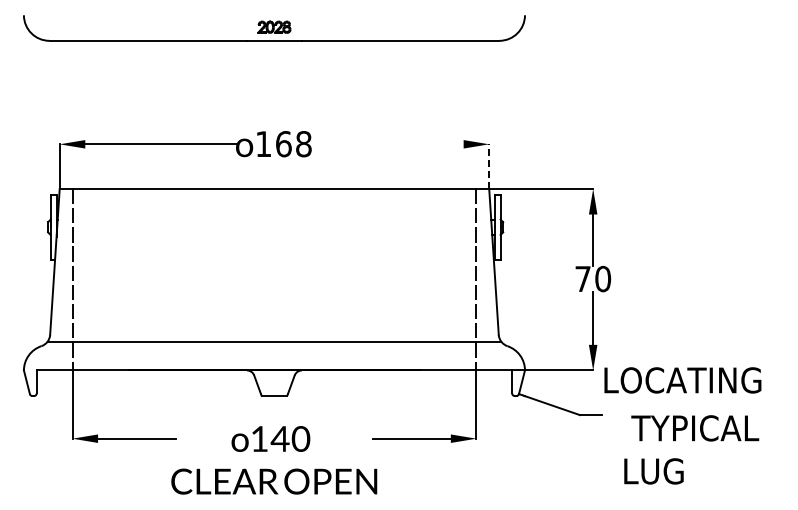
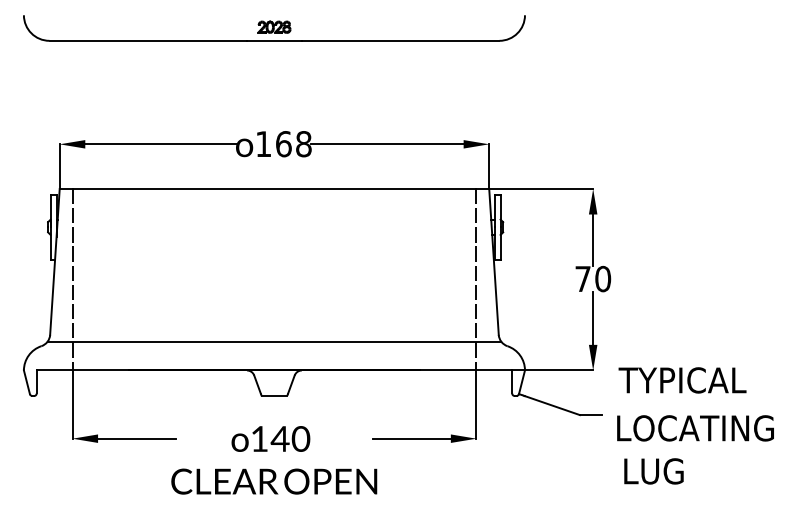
line: none -> present (386, 144)
line: dashed -> solid (489, 166)
text: LOCATING -> TYPICAL (682, 380)
text: TYPICAL -> LOCATING (695, 428)
